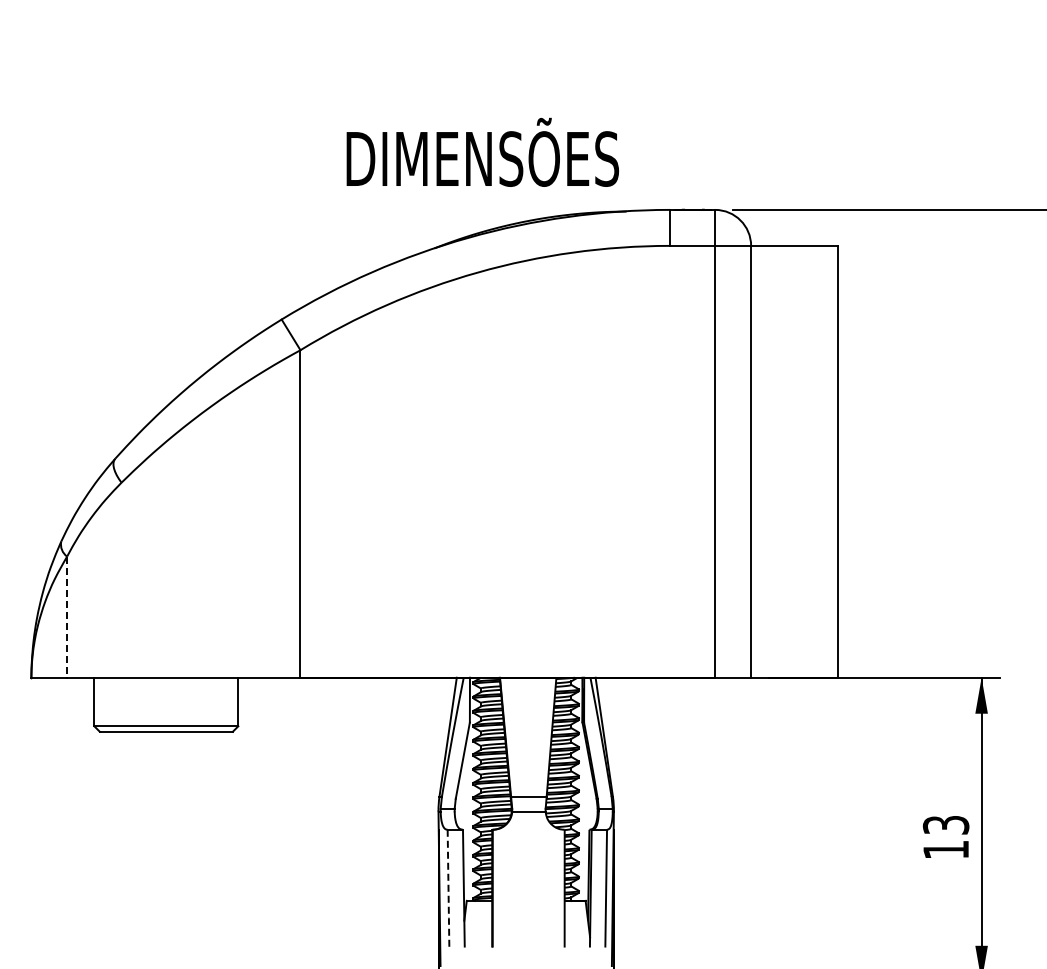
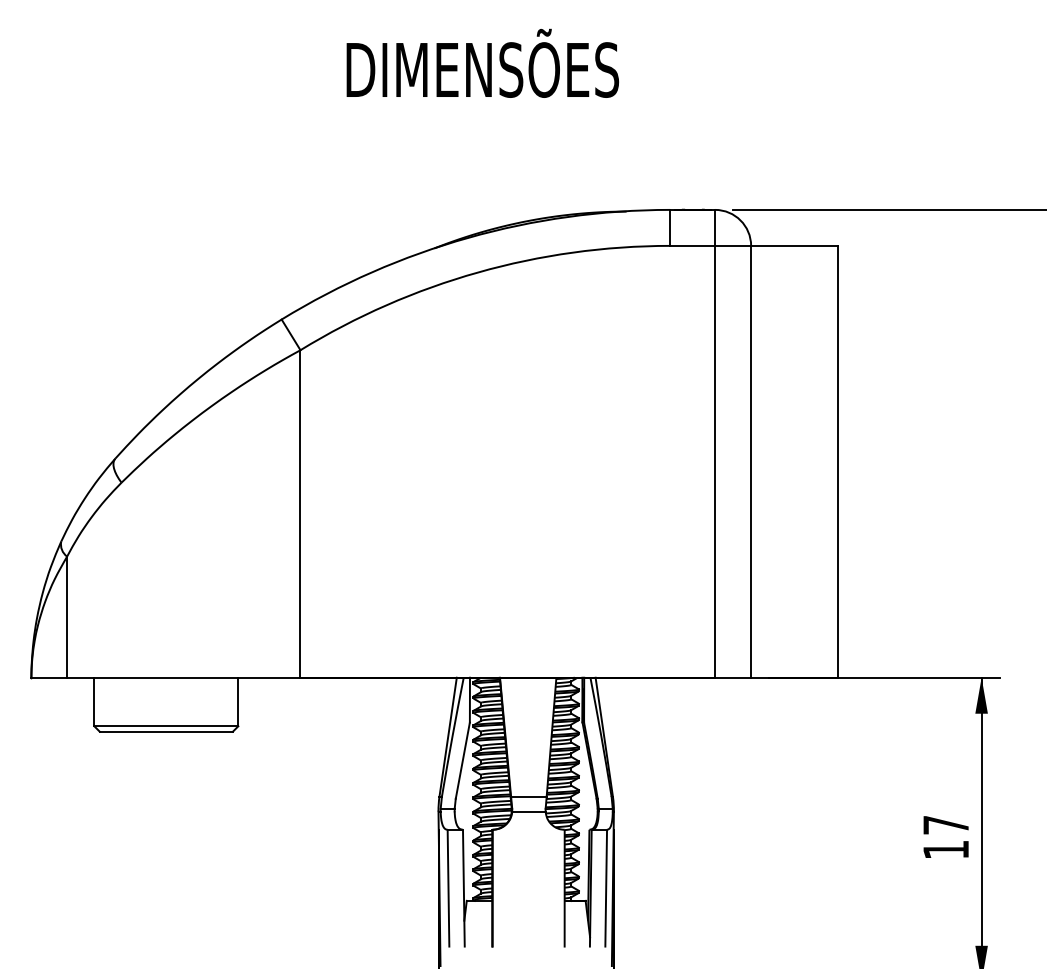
text position: (482, 151) -> (482, 62) (482, 62)
line: dashed -> solid (67, 617)
text: 13 -> 17 (945, 825)
line: dashed -> solid (448, 889)
